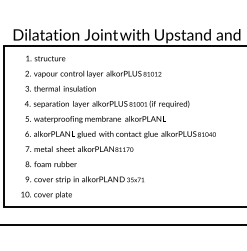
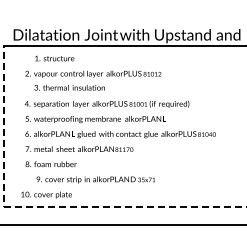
text position: (45, 58) -> (54, 58) (54, 58)
text position: (60, 88) -> (69, 87) (69, 87)
text position: (84, 179) -> (95, 179) (95, 179)
line: solid -> dashed (44, 207)
